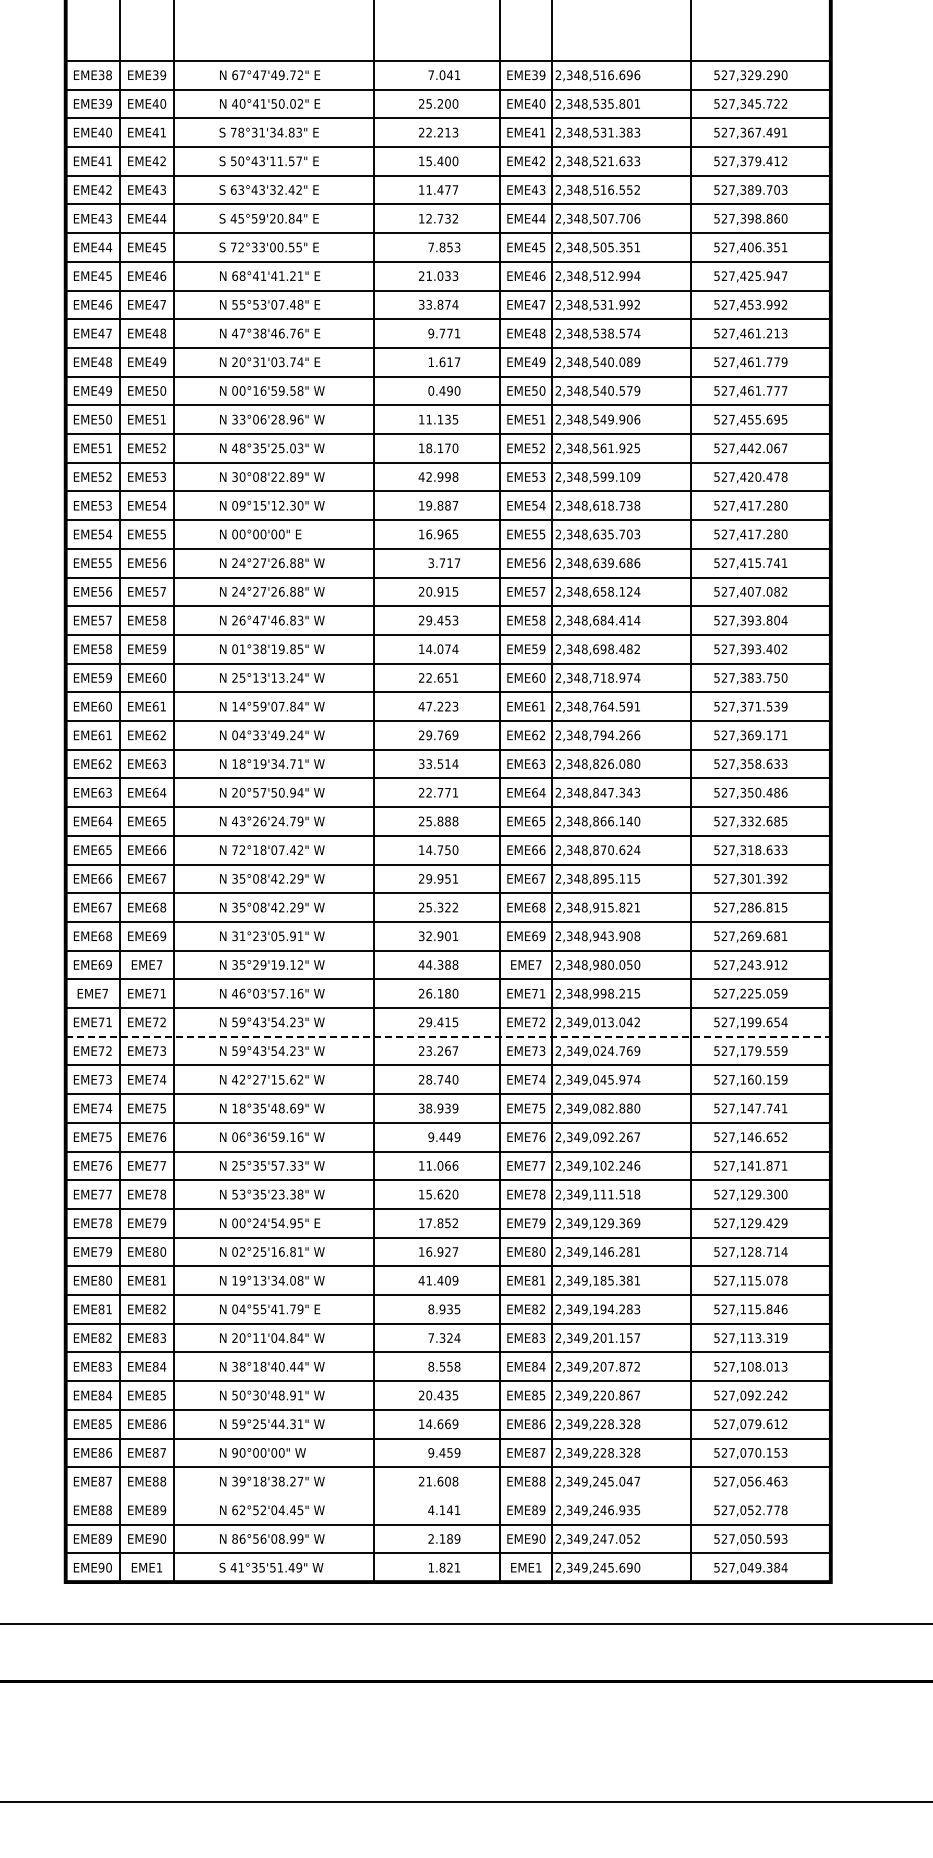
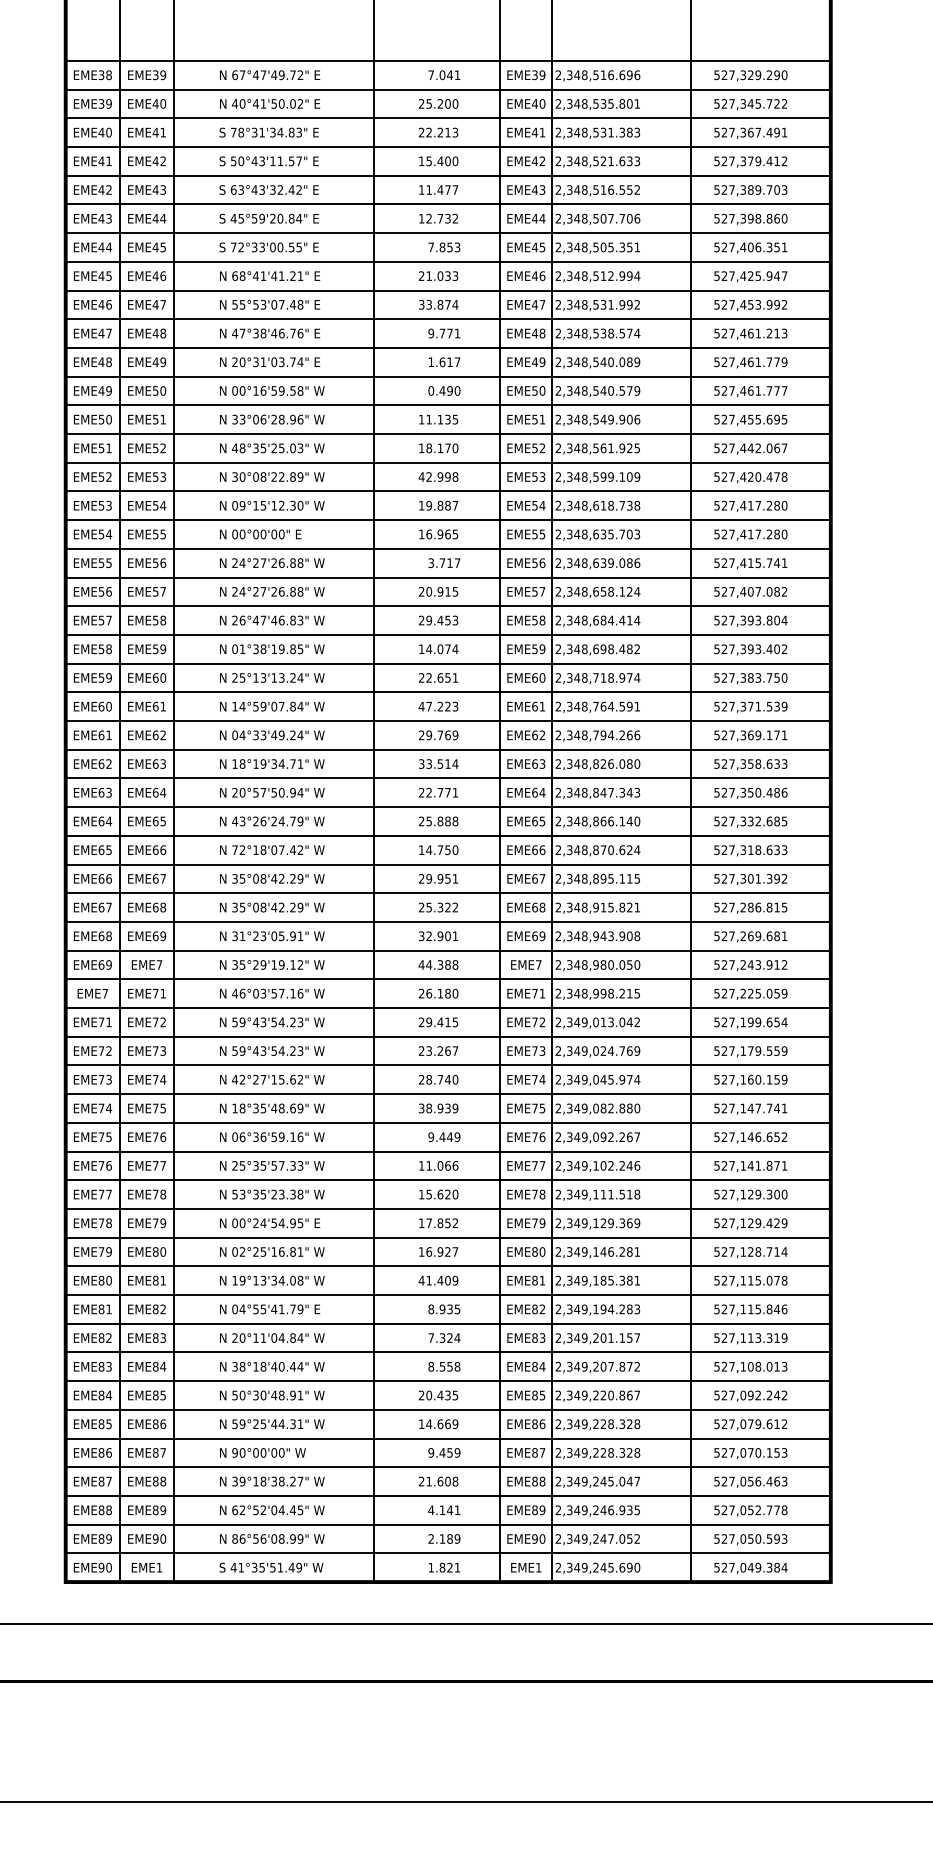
text: 2,348,639.686 -> 2,348,639.086 (622, 562)
line: dashed -> solid (448, 1036)
line: none -> present (447, 1495)
